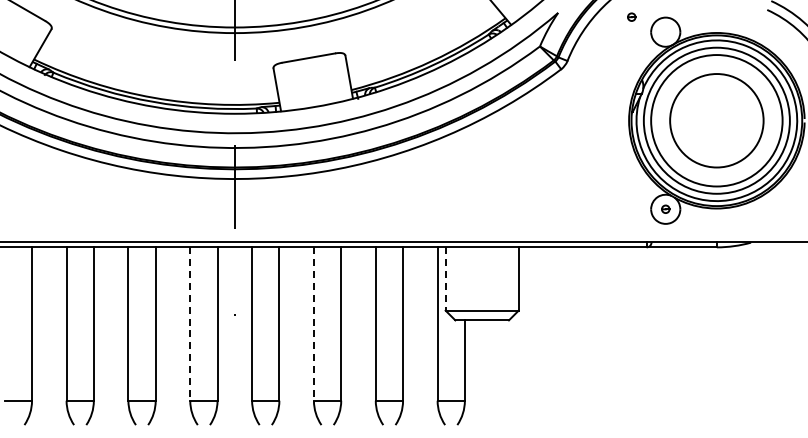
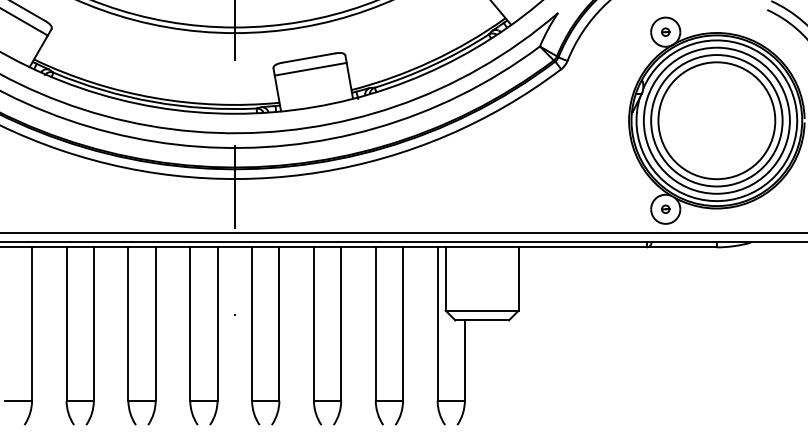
part position: (631, 16) -> (665, 31) (665, 31)
line: none -> present (24, 22)
line: none -> present (310, 68)
circle diameter: 93 px -> 117 px (716, 120)
line: none -> present (403, 232)
line: dashed -> solid (445, 279)
line: dashed -> solid (190, 324)
line: dashed -> solid (313, 324)
